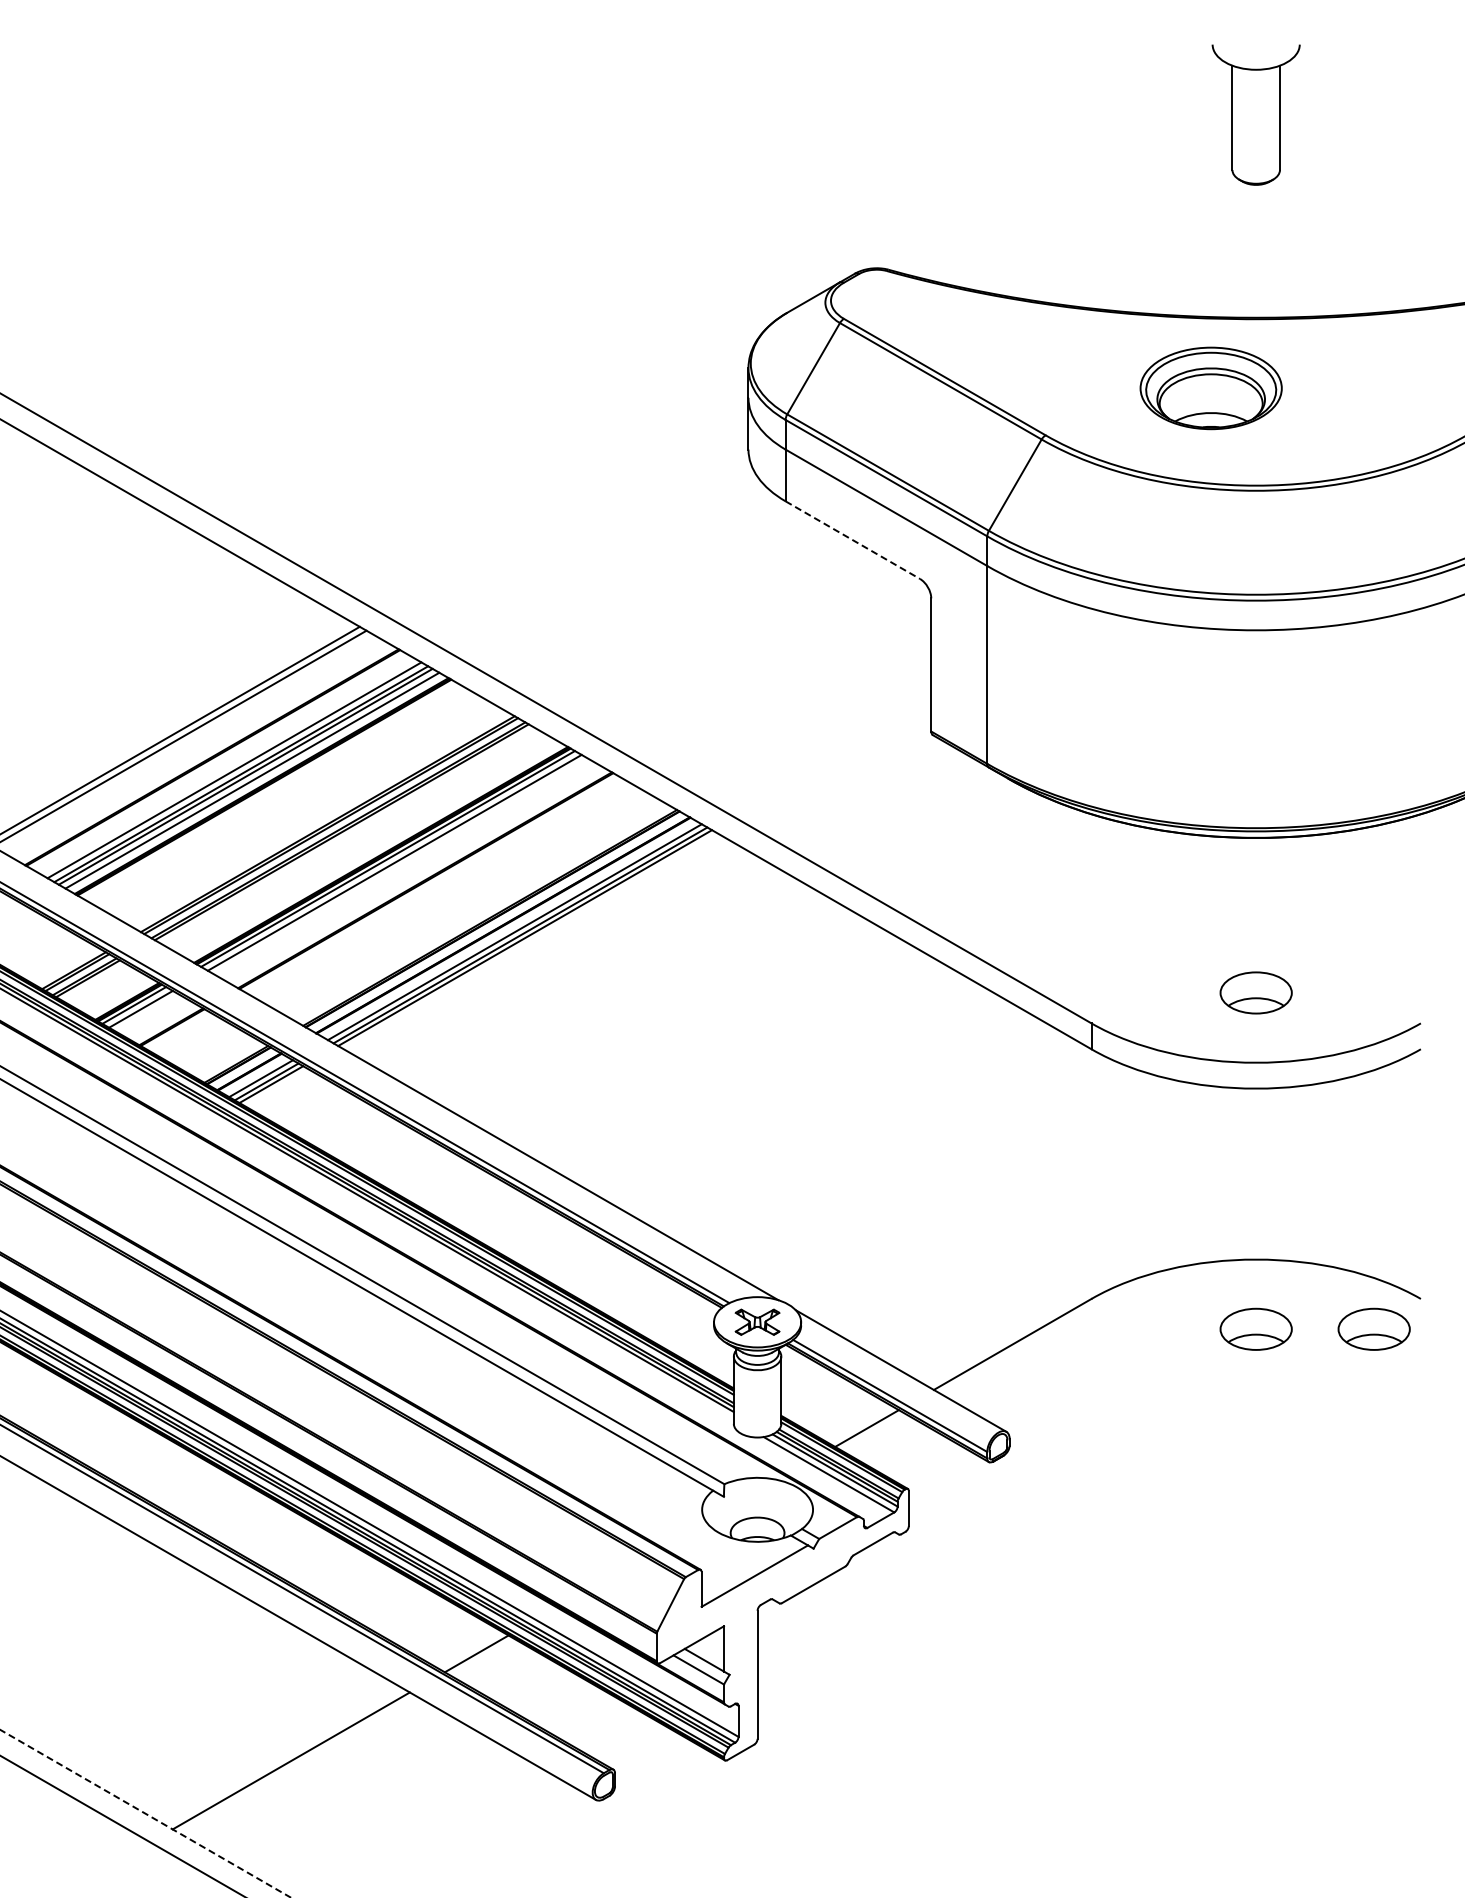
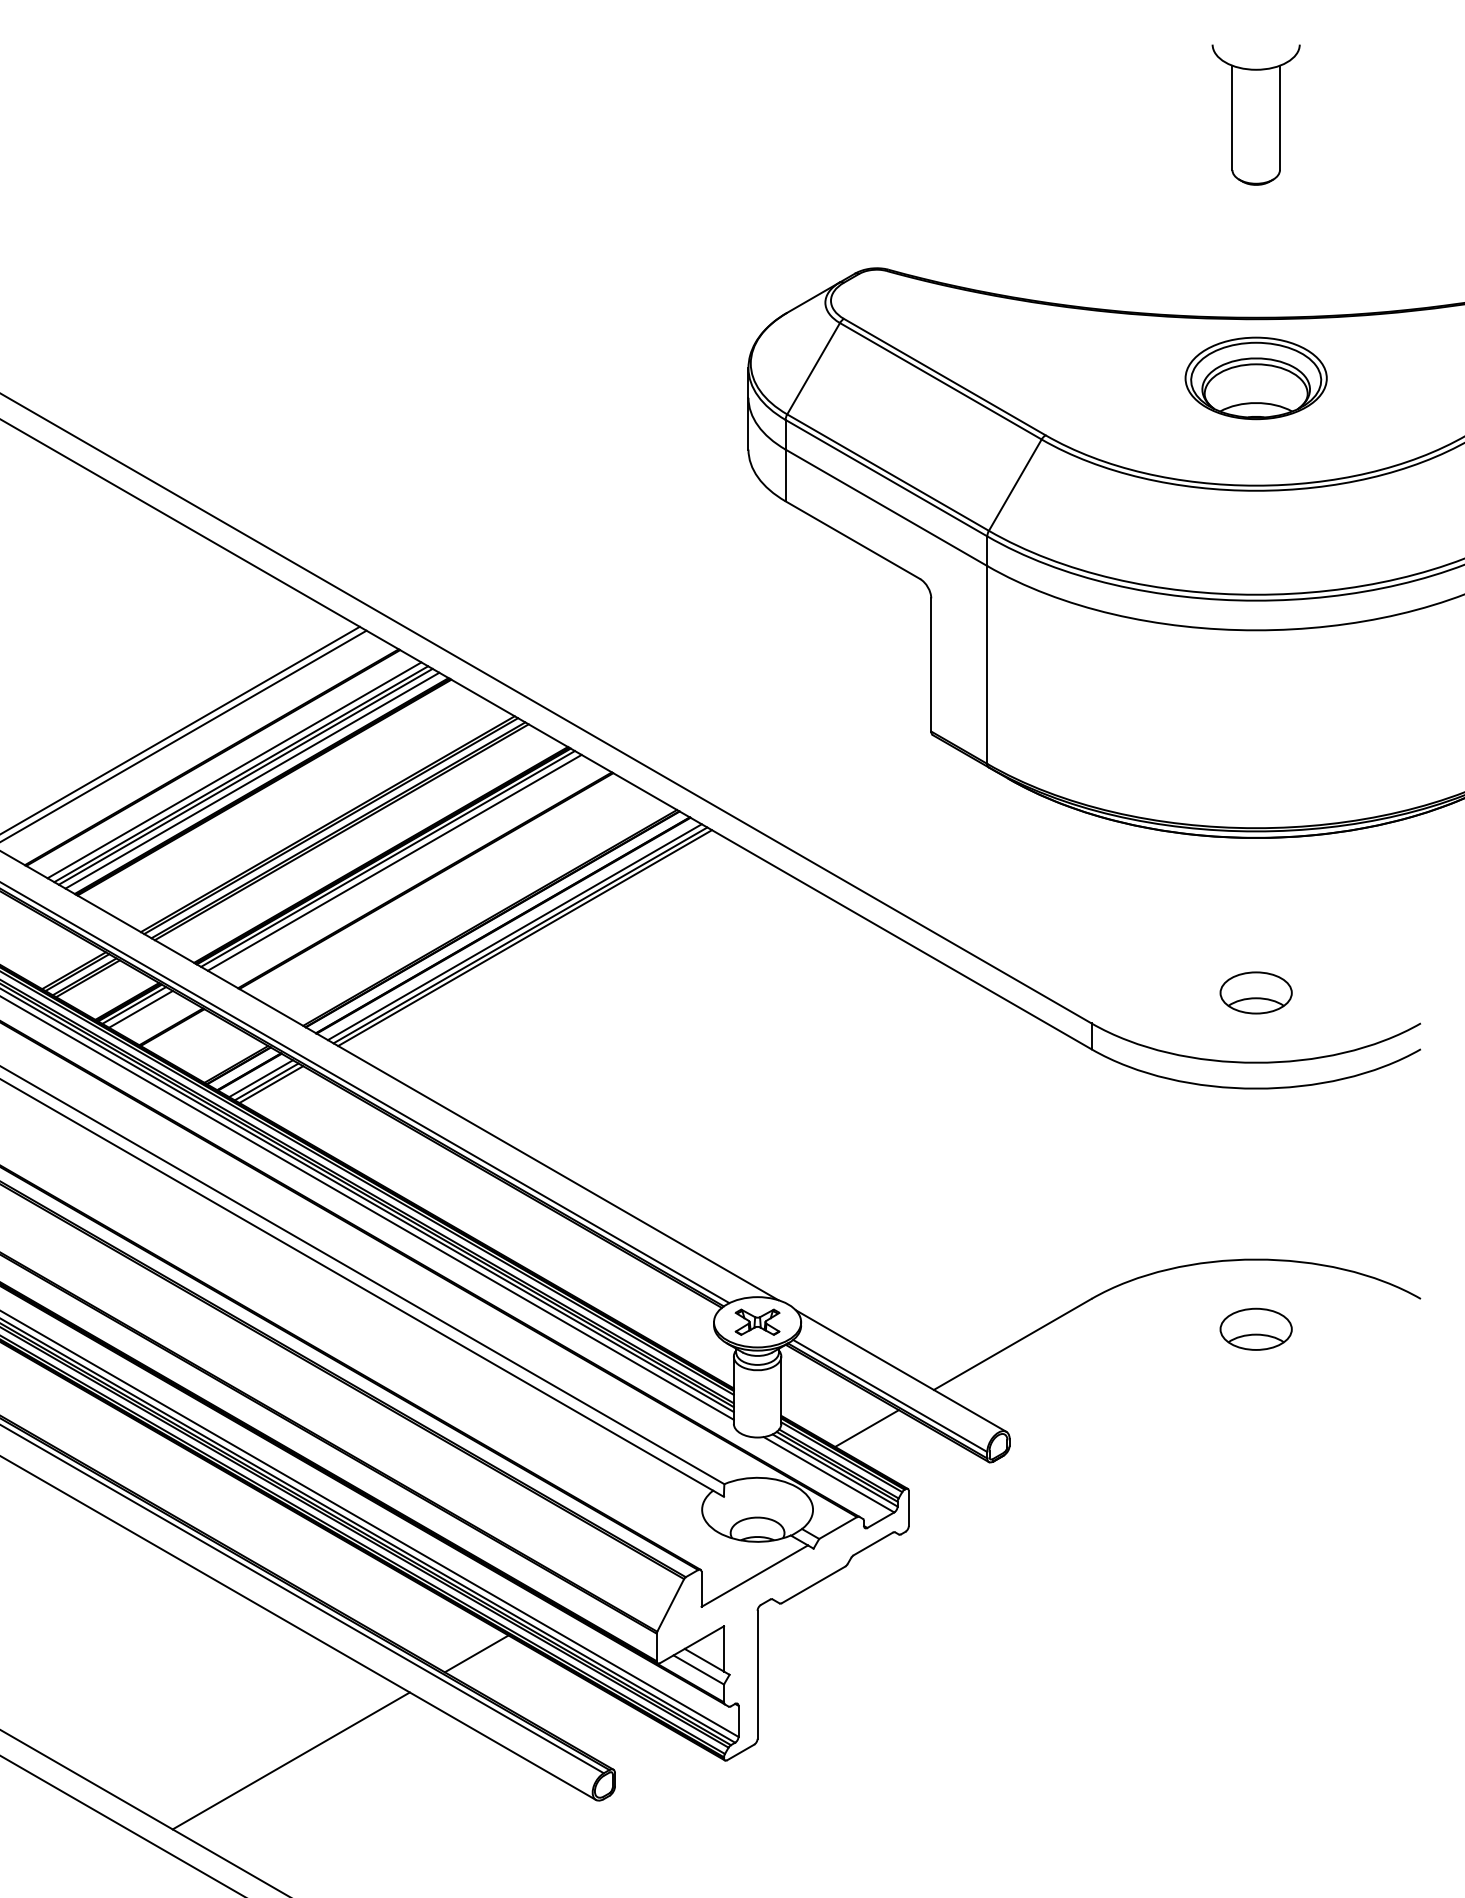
part position: (1210, 388) -> (1255, 378) (1255, 378)
line: dashed -> solid (852, 540)
line: none -> present (367, 1208)
part: present -> none (1373, 1328)
line: dashed -> solid (146, 1814)
